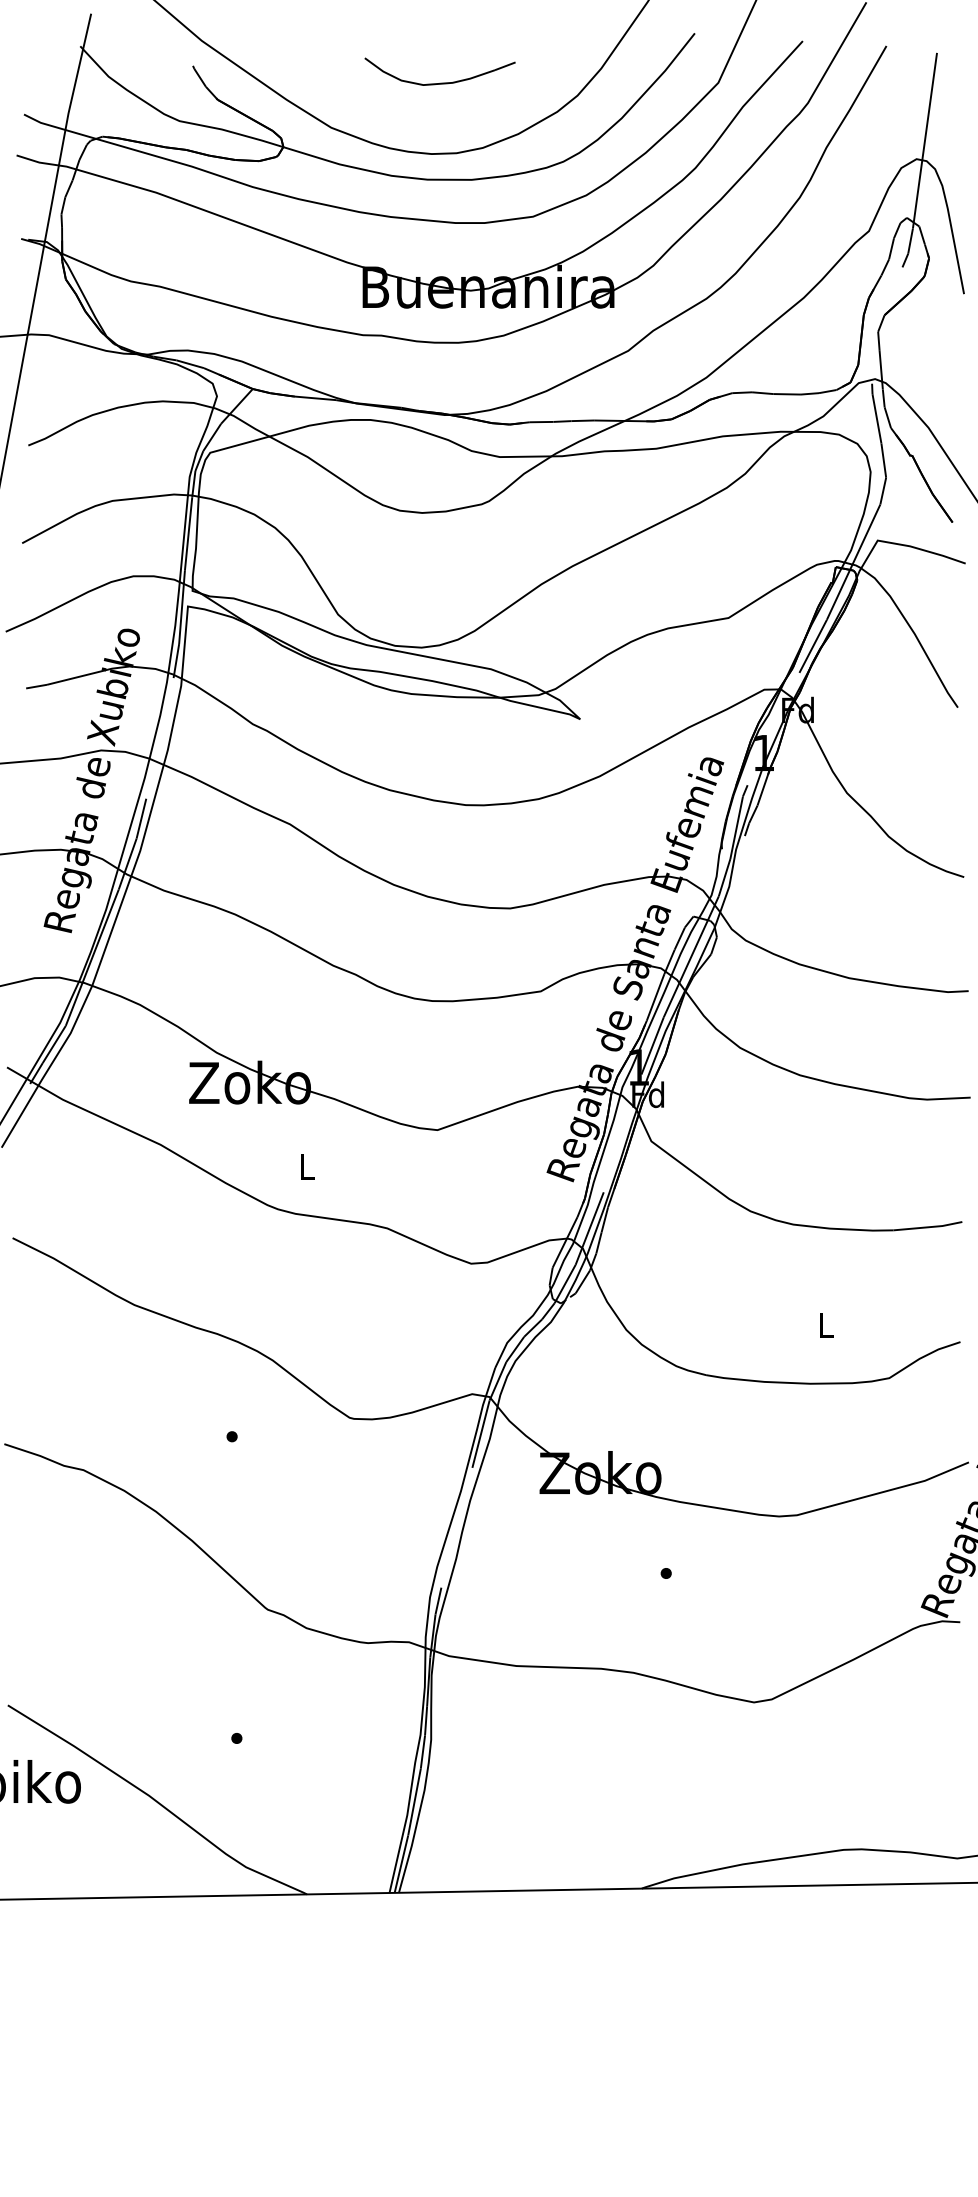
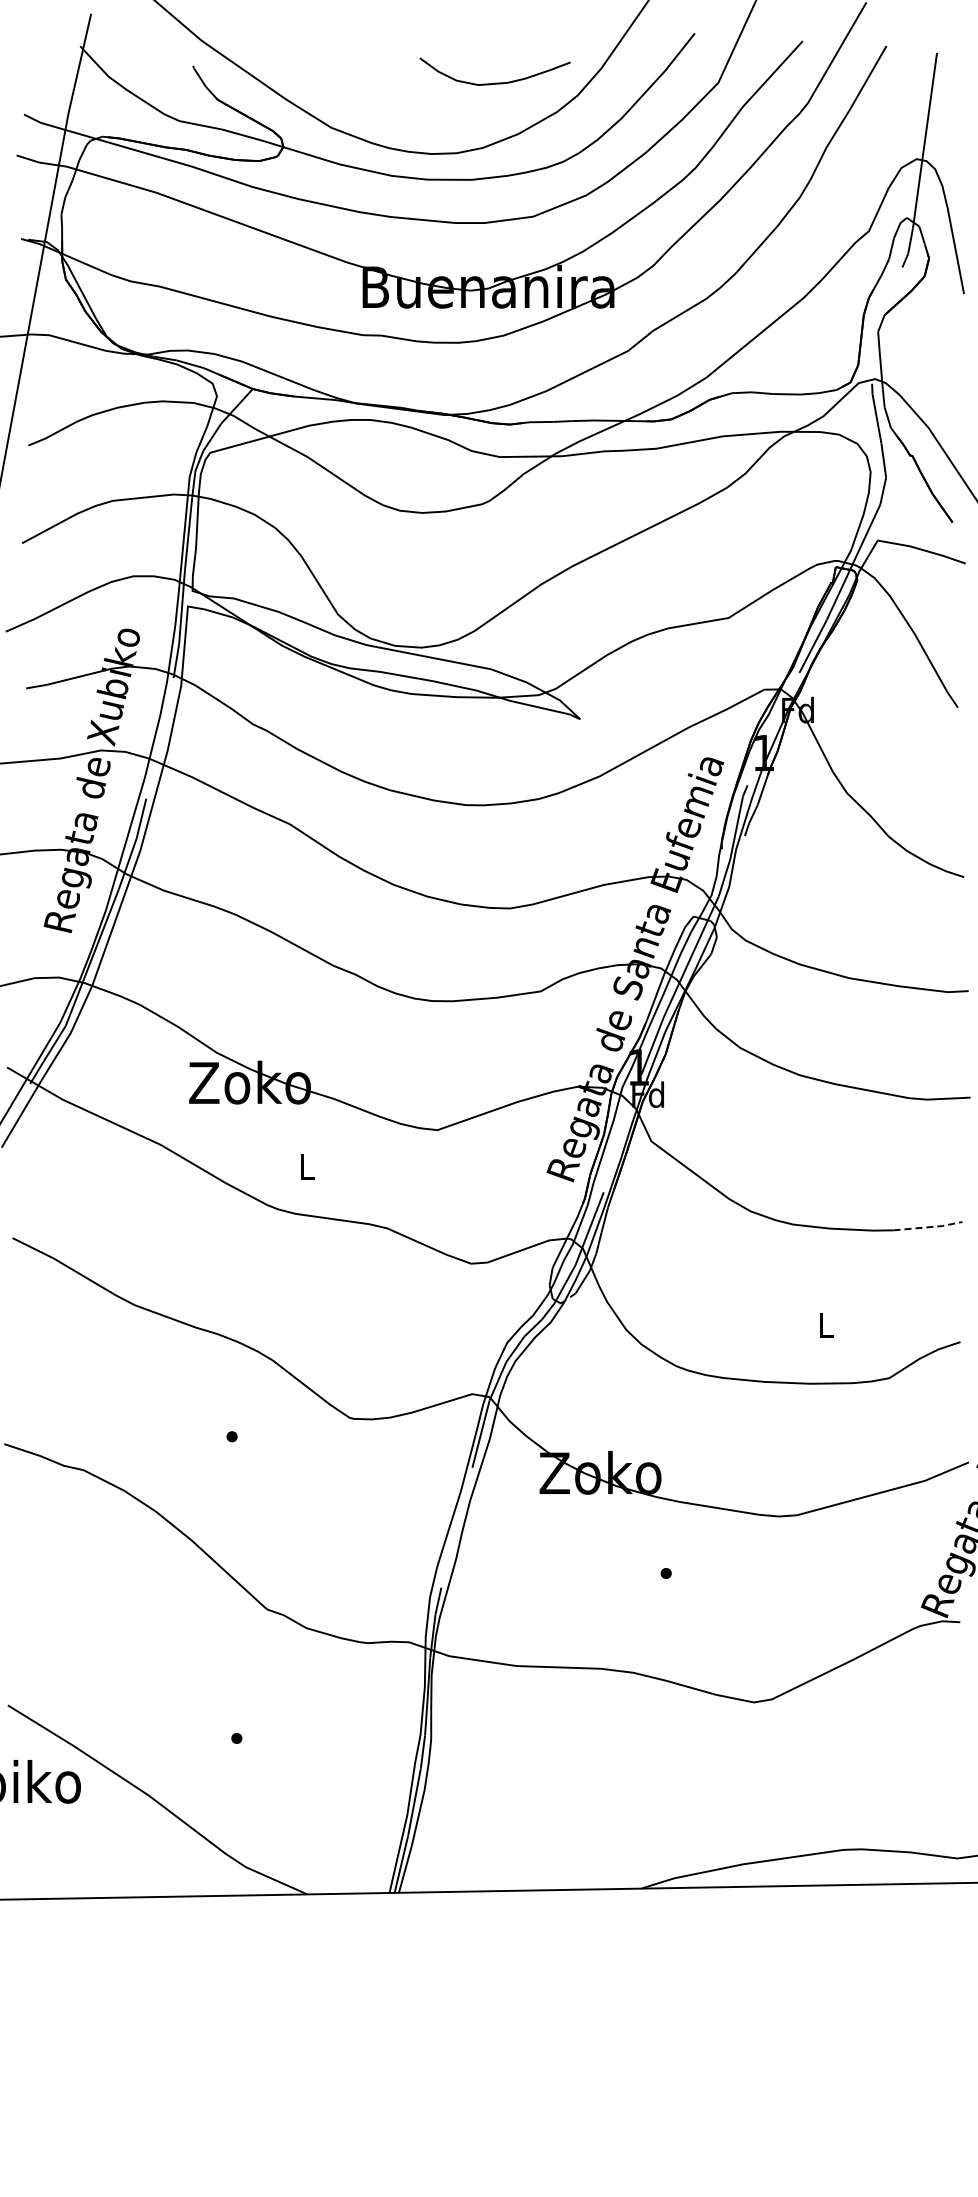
part position: (440, 82) -> (495, 82) (495, 82)
line: solid -> dashed (928, 1227)
